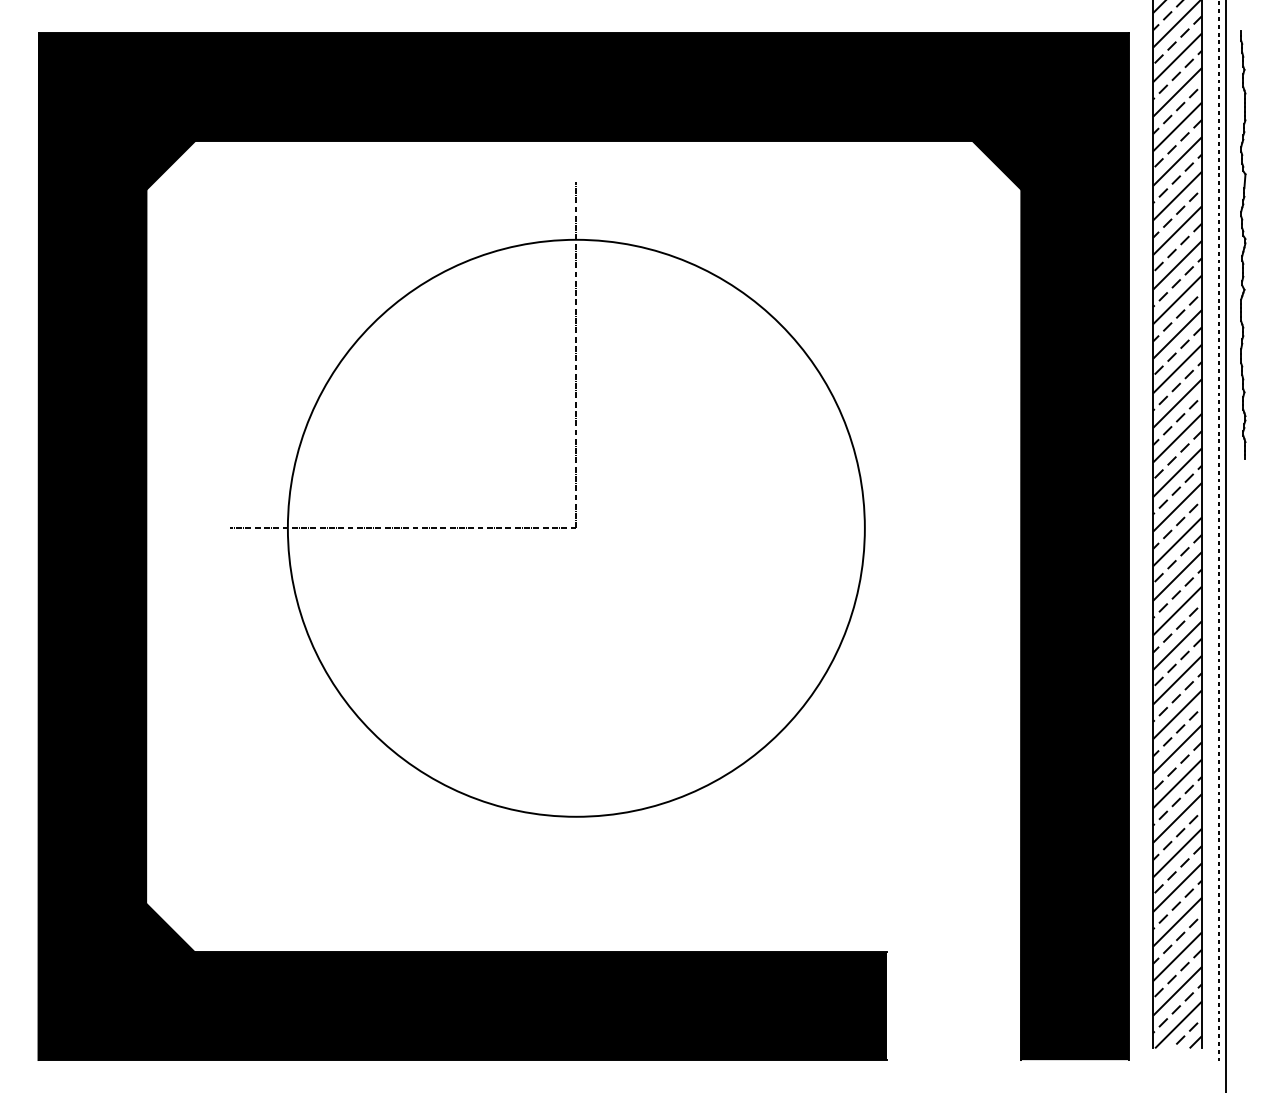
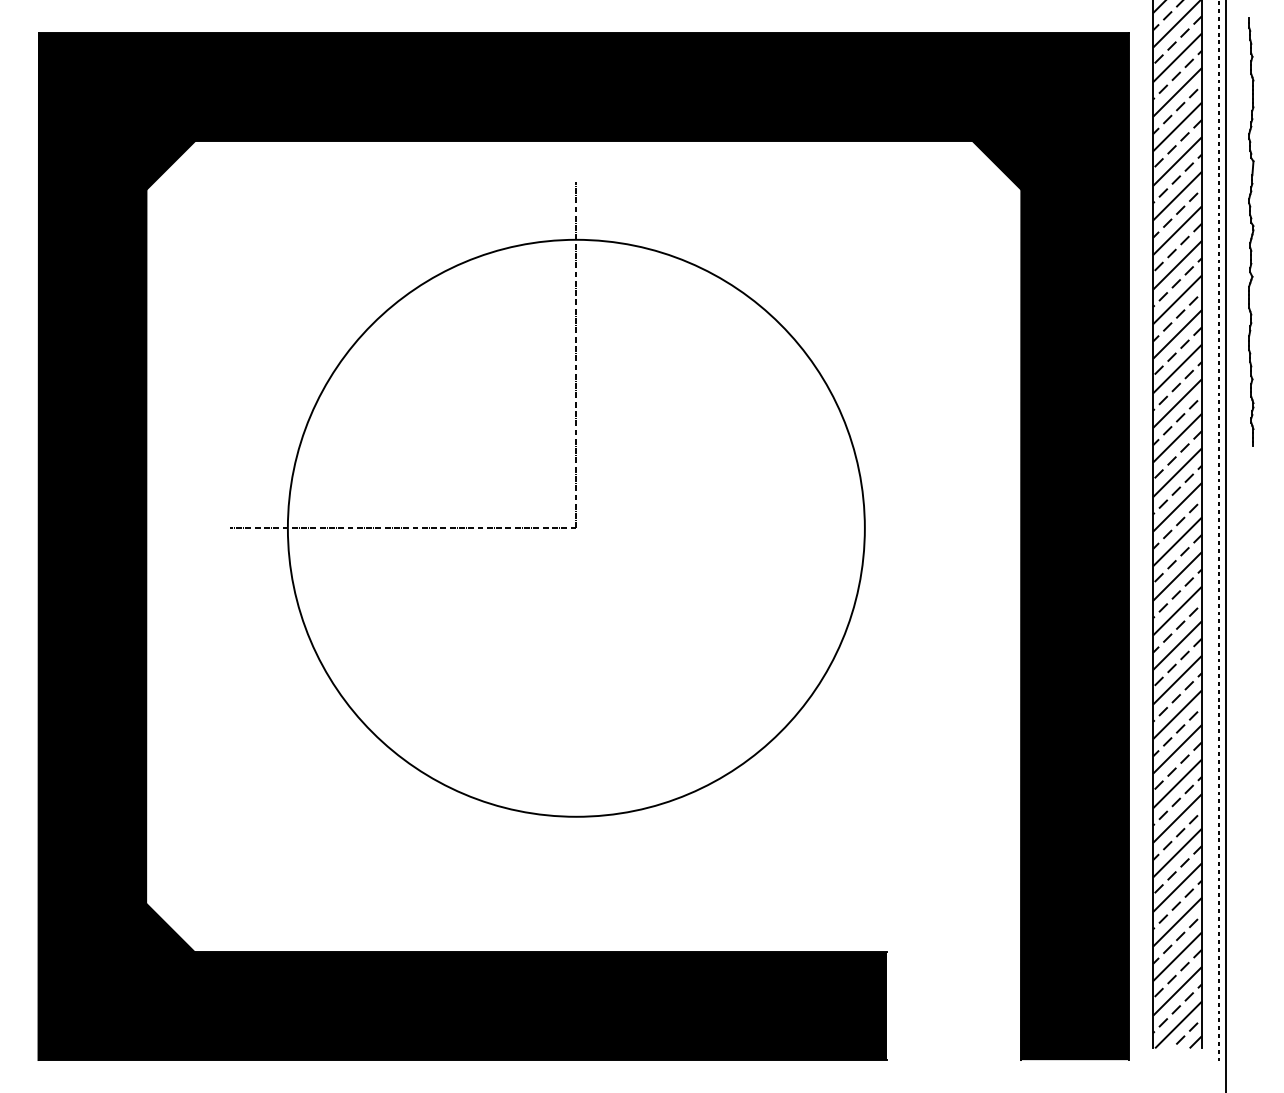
part position: (1243, 244) -> (1251, 231) (1251, 231)
